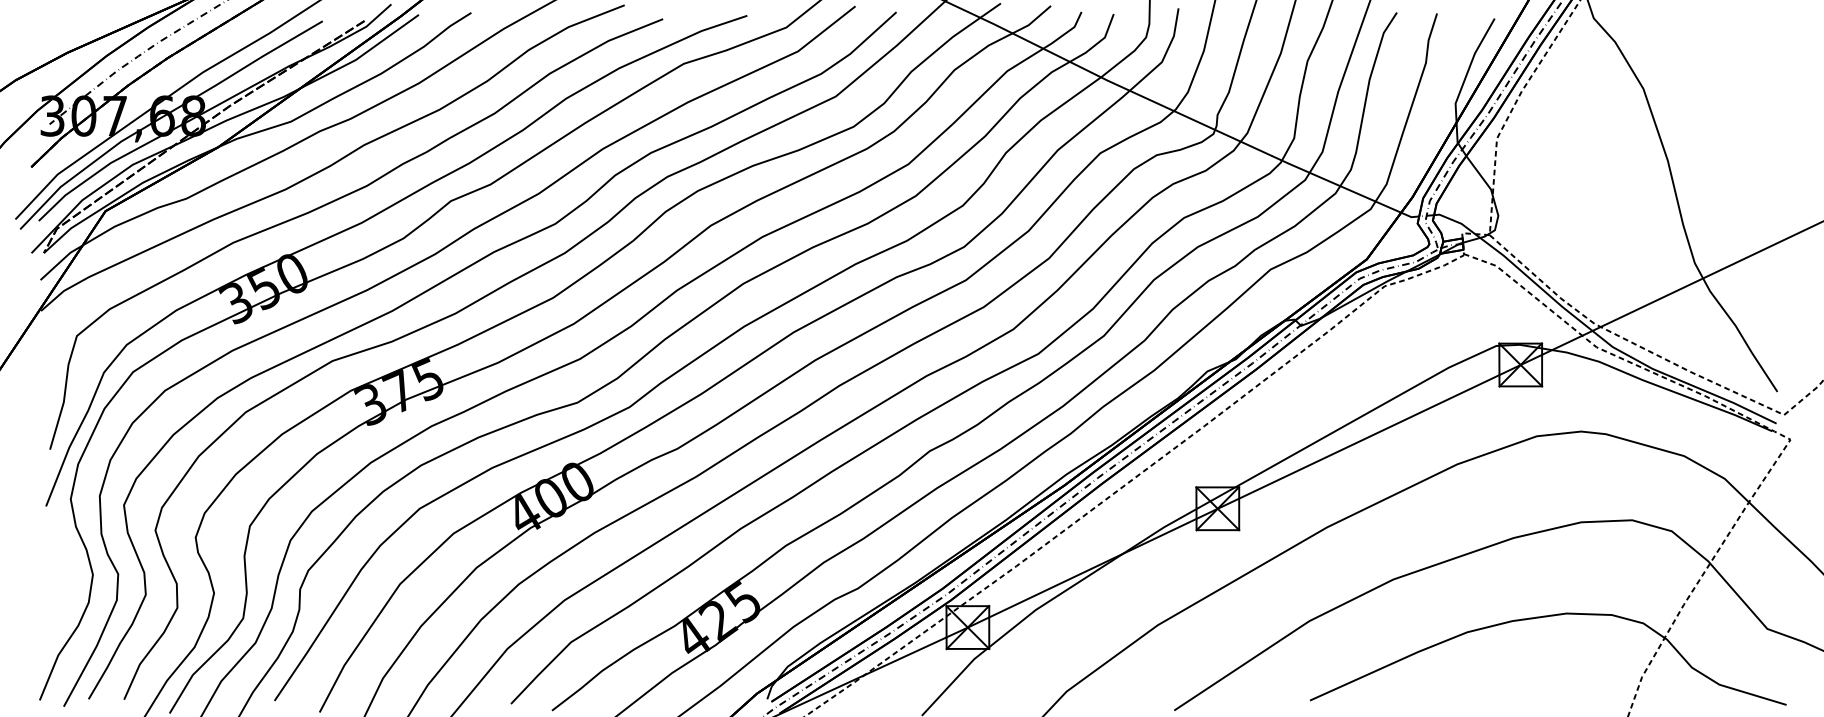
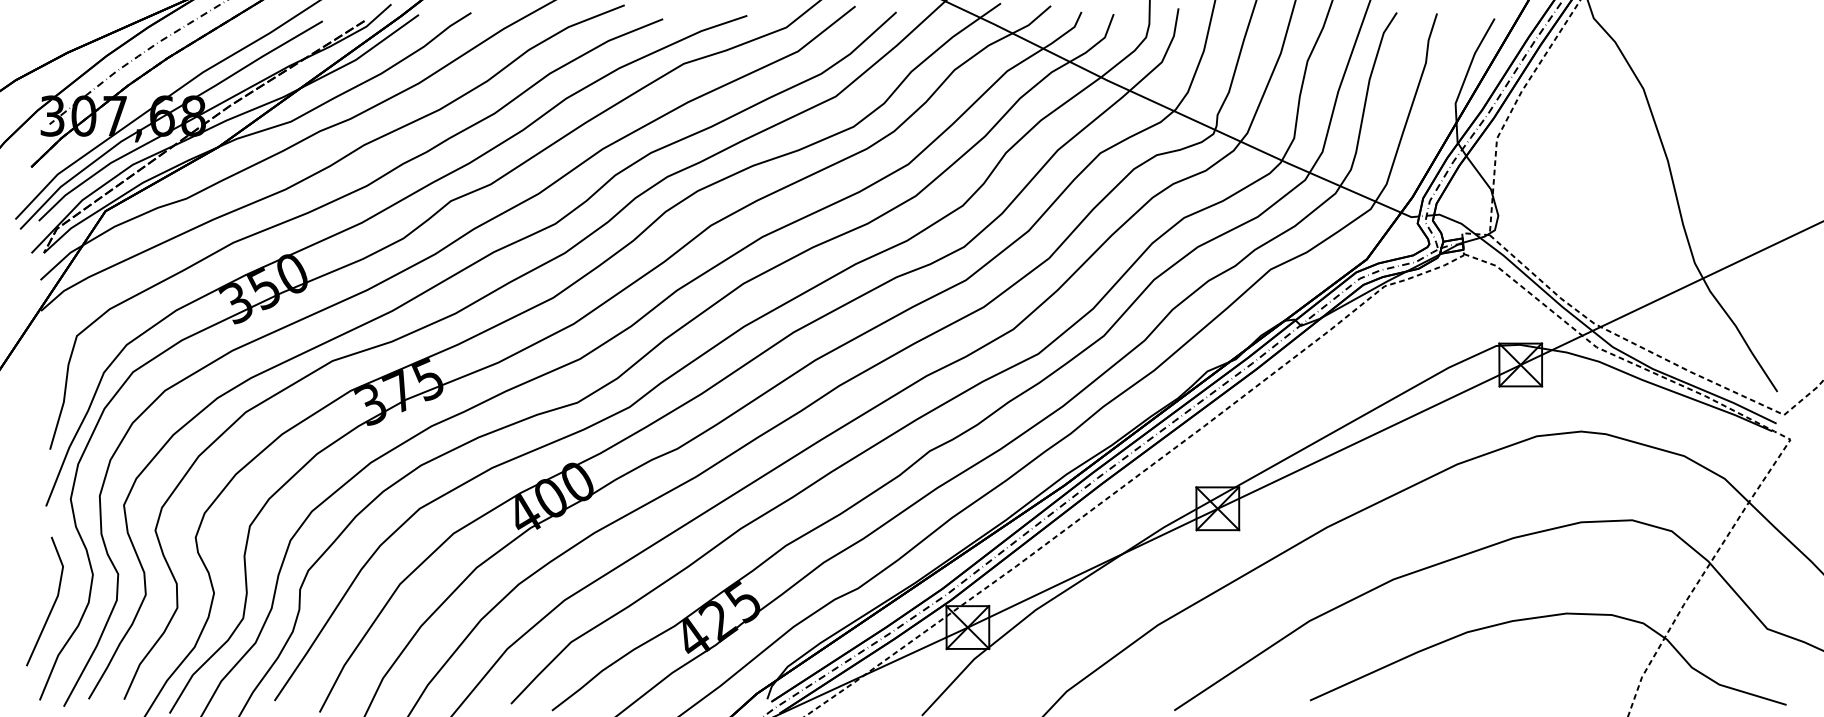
line: none -> present (52, 605)
